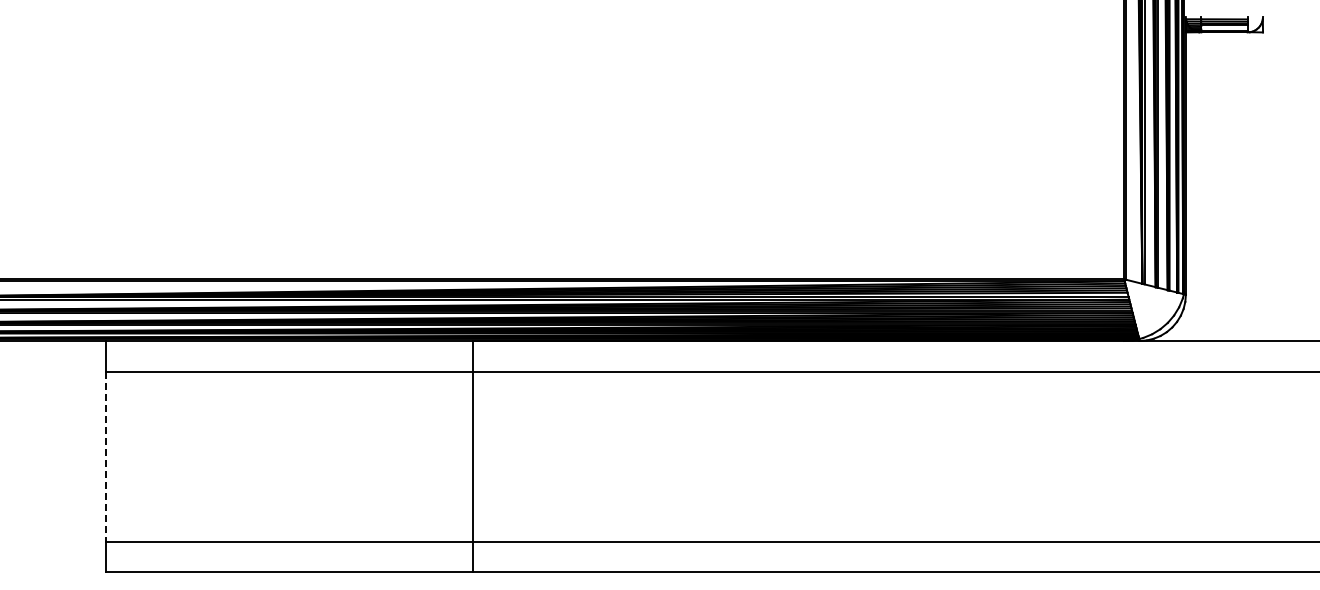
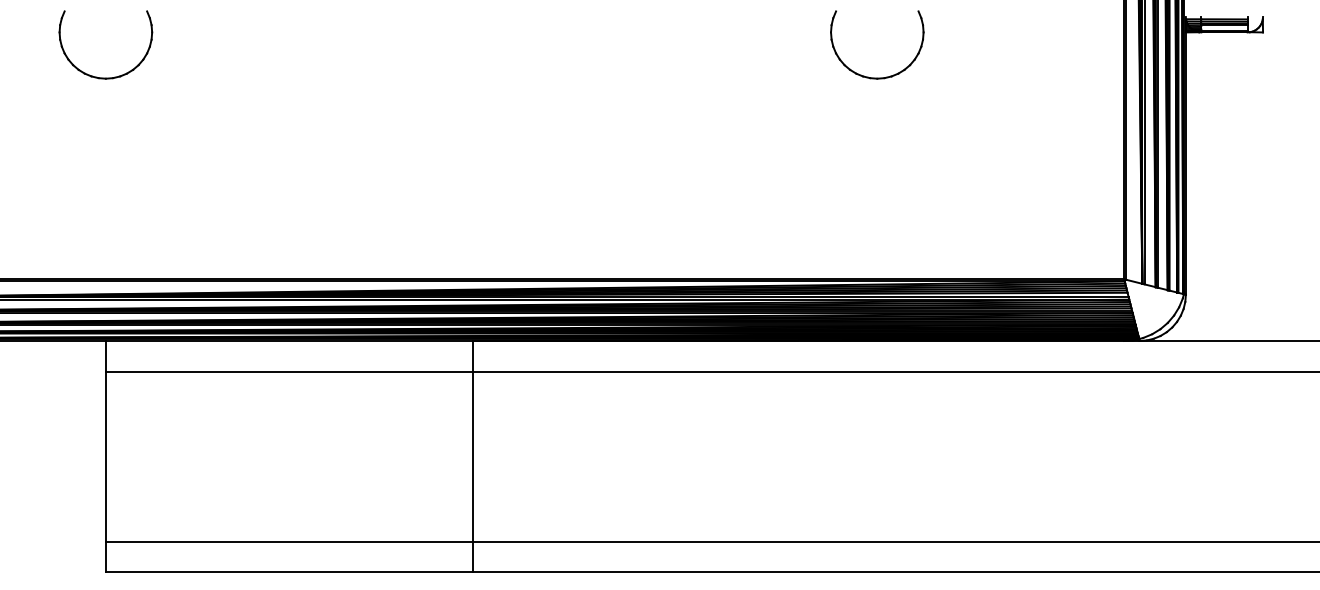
part: none -> present (97, 76)
part: none -> present (877, 77)
line: dashed -> solid (105, 456)
